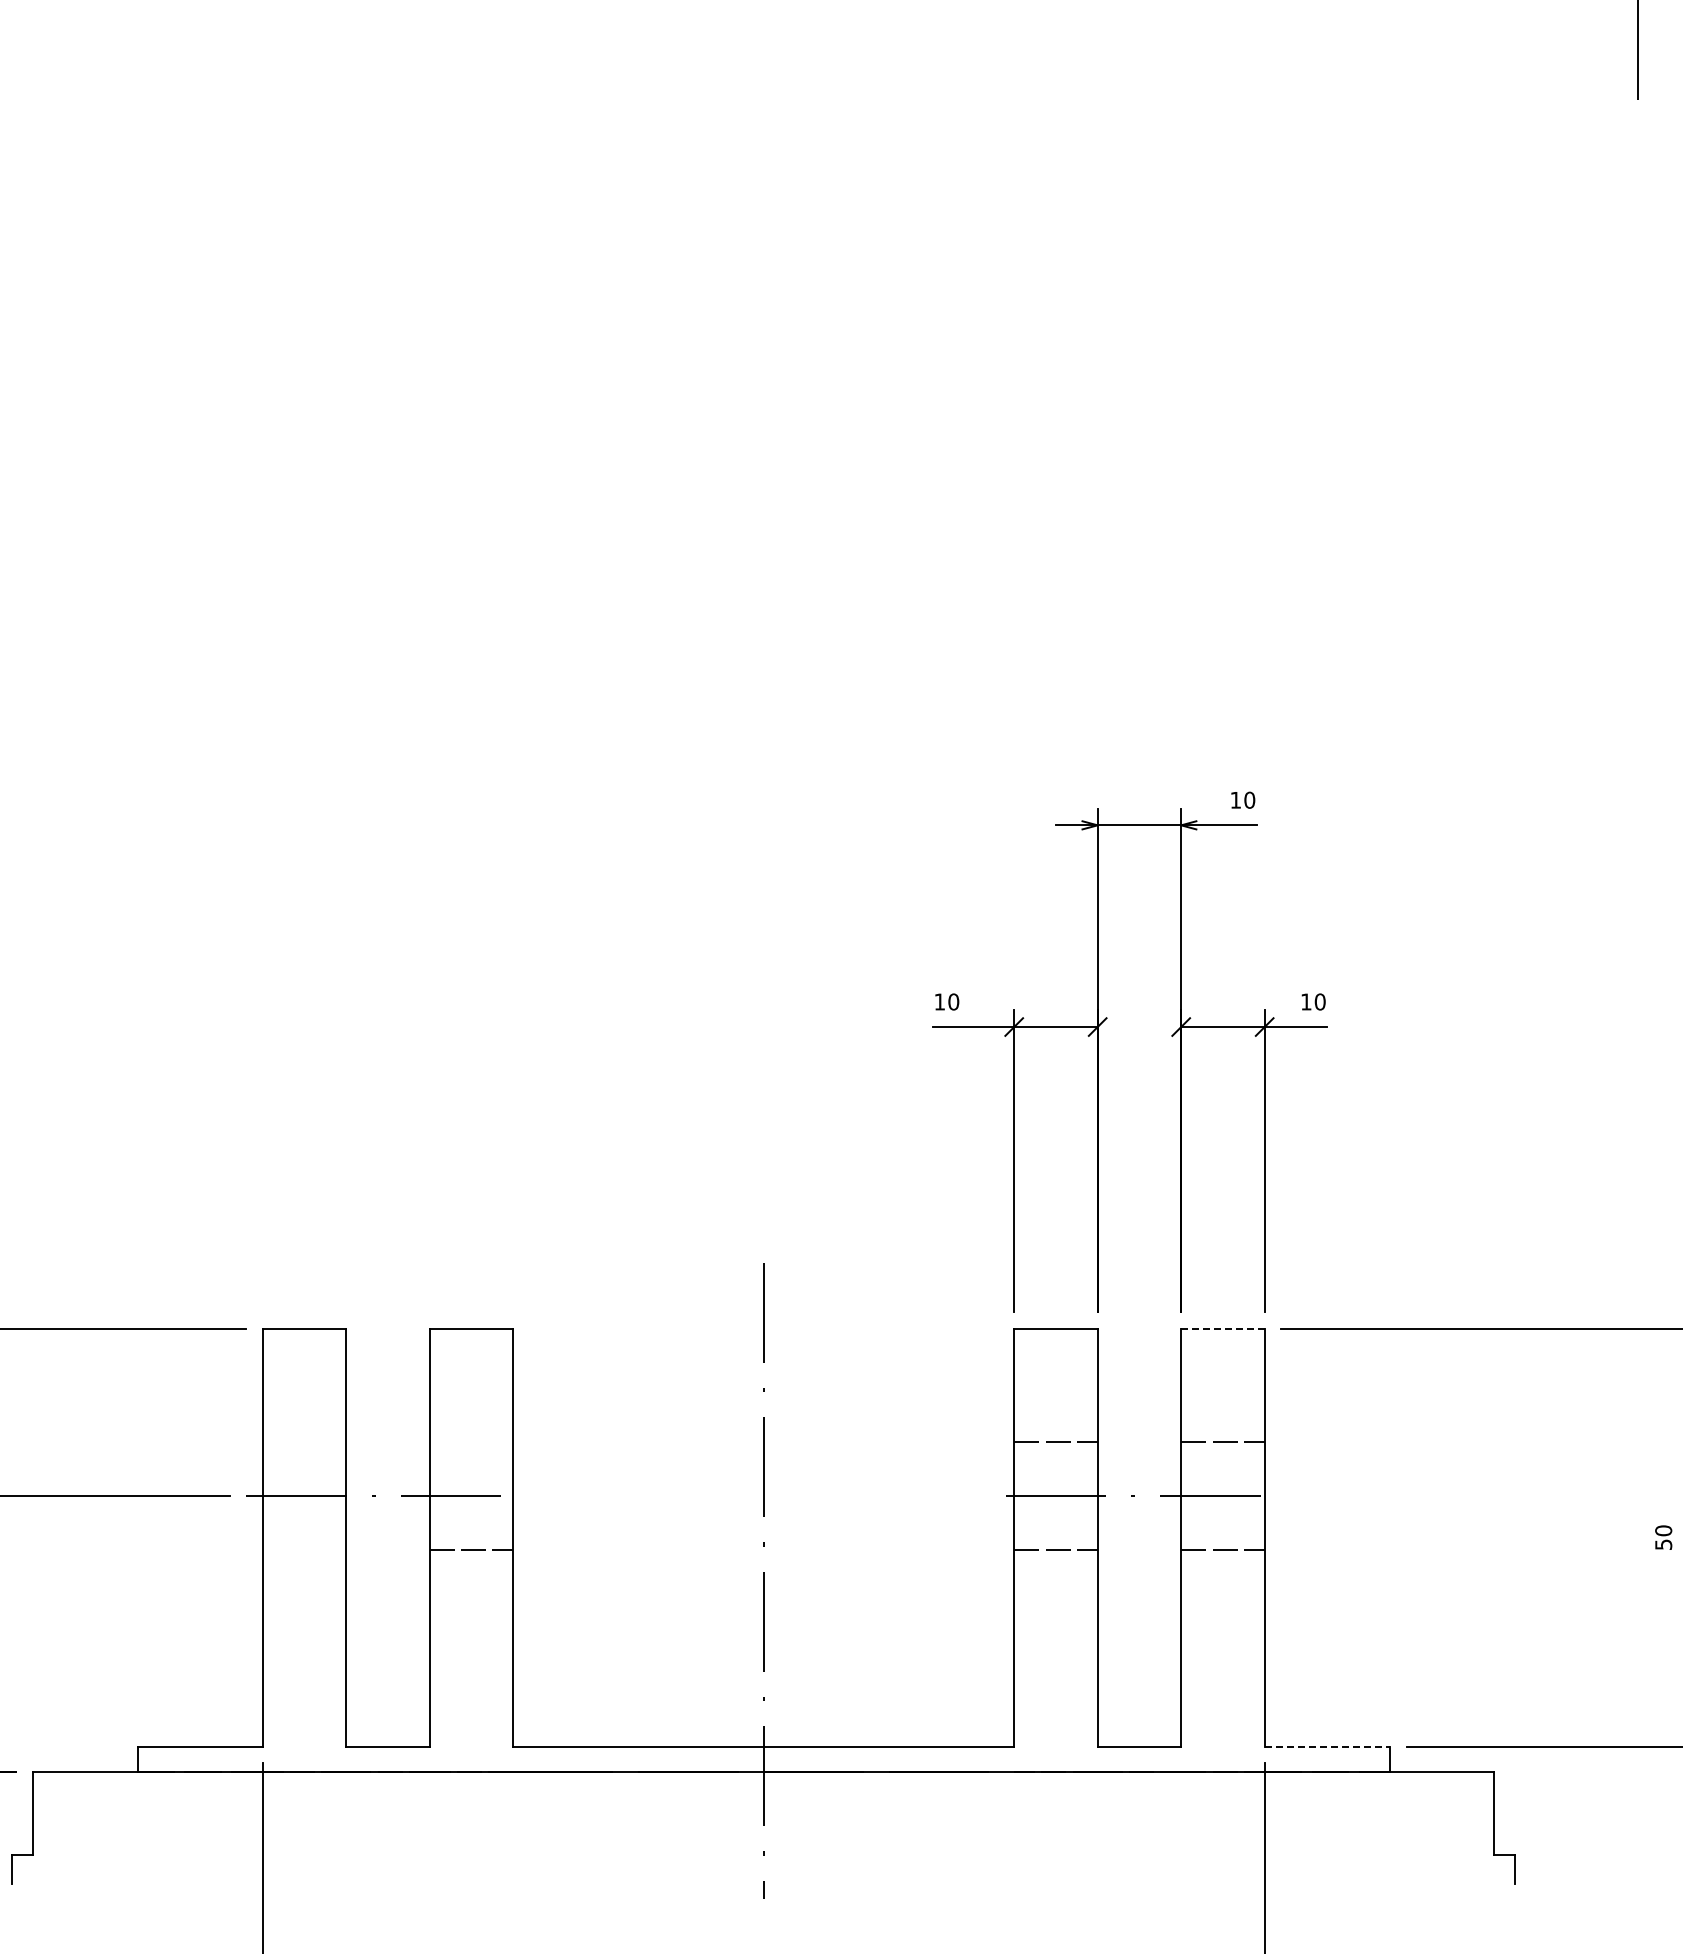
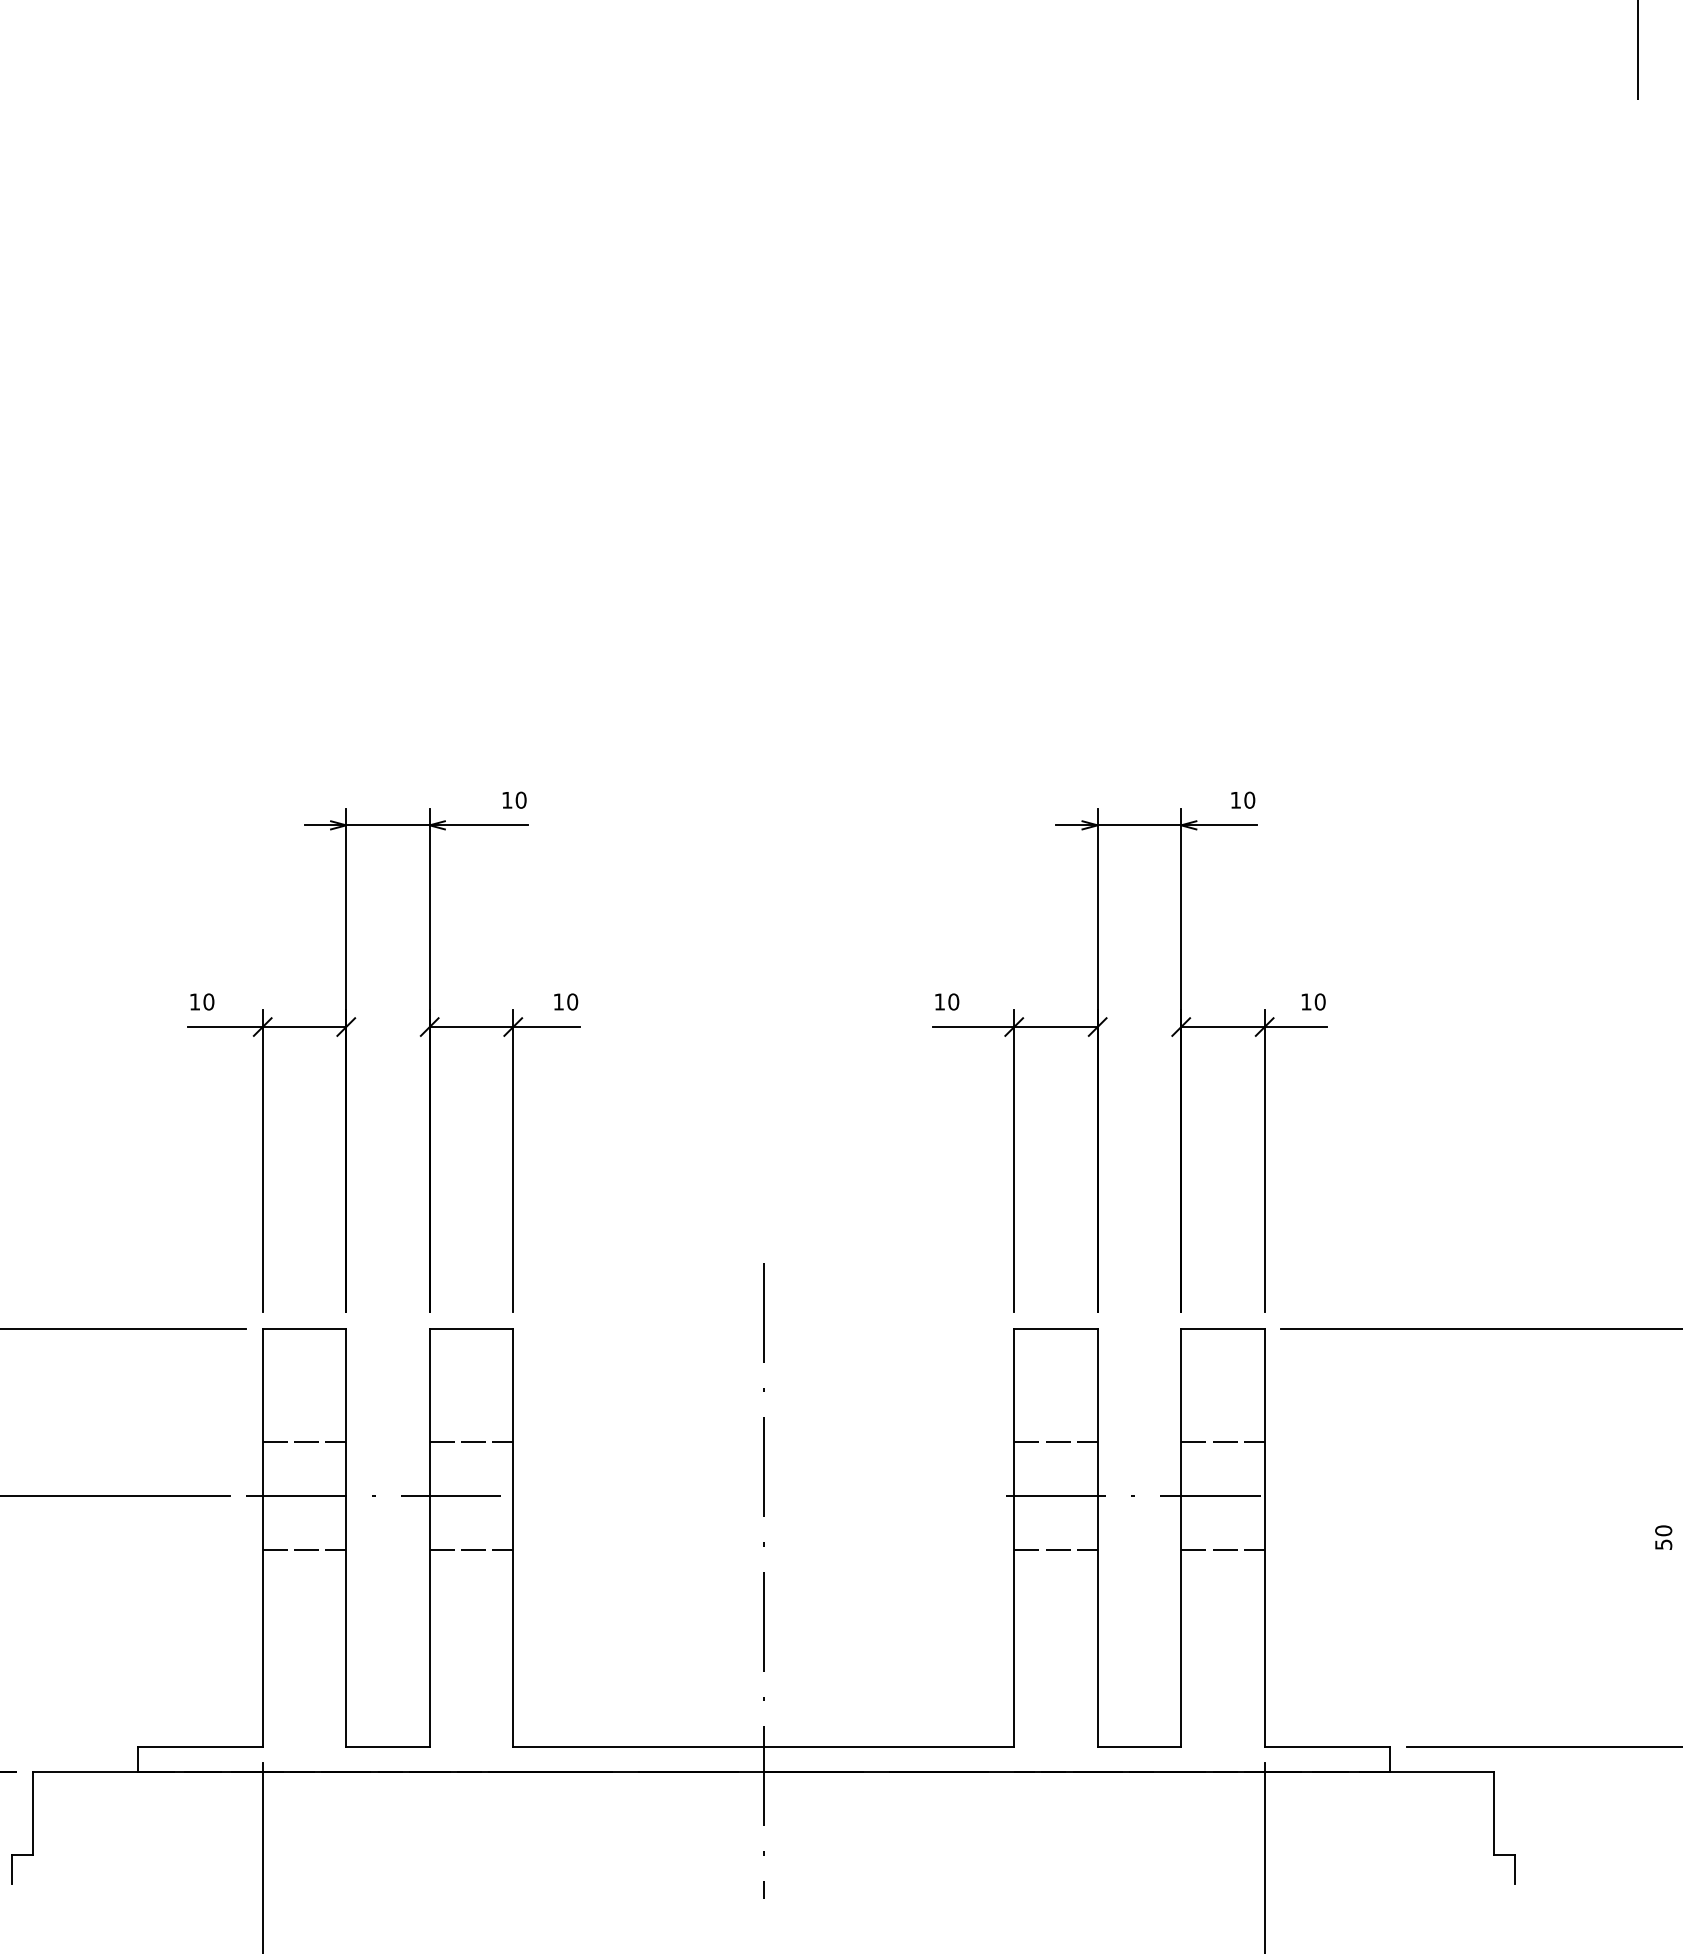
part: none -> present (346, 1051)
line: dashed -> solid (1222, 1329)
line: none -> present (304, 1441)
line: none -> present (471, 1441)
line: none -> present (304, 1550)
line: dashed -> solid (1327, 1746)
